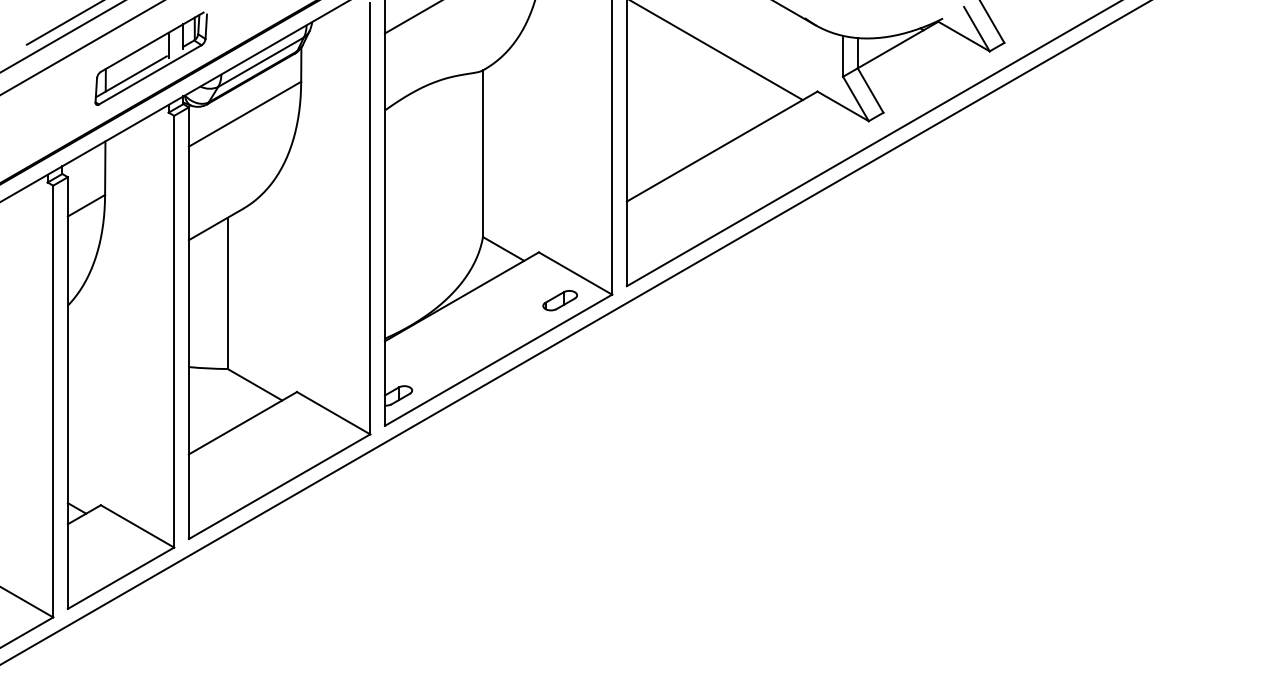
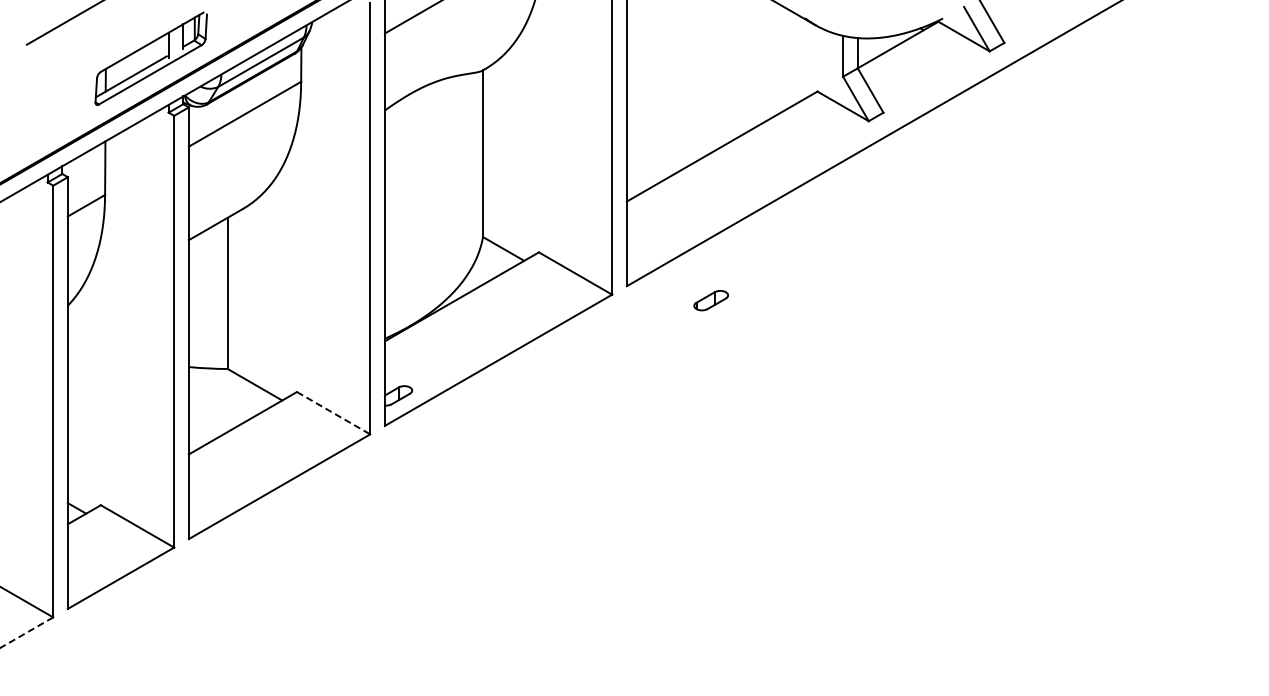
line: present -> none (62, 36)
line: present -> none (81, 47)
line: present -> none (717, 51)
part position: (559, 300) -> (710, 300) (710, 300)
line: present -> none (574, 332)
line: solid -> dashed (334, 413)
line: solid -> dashed (26, 632)
